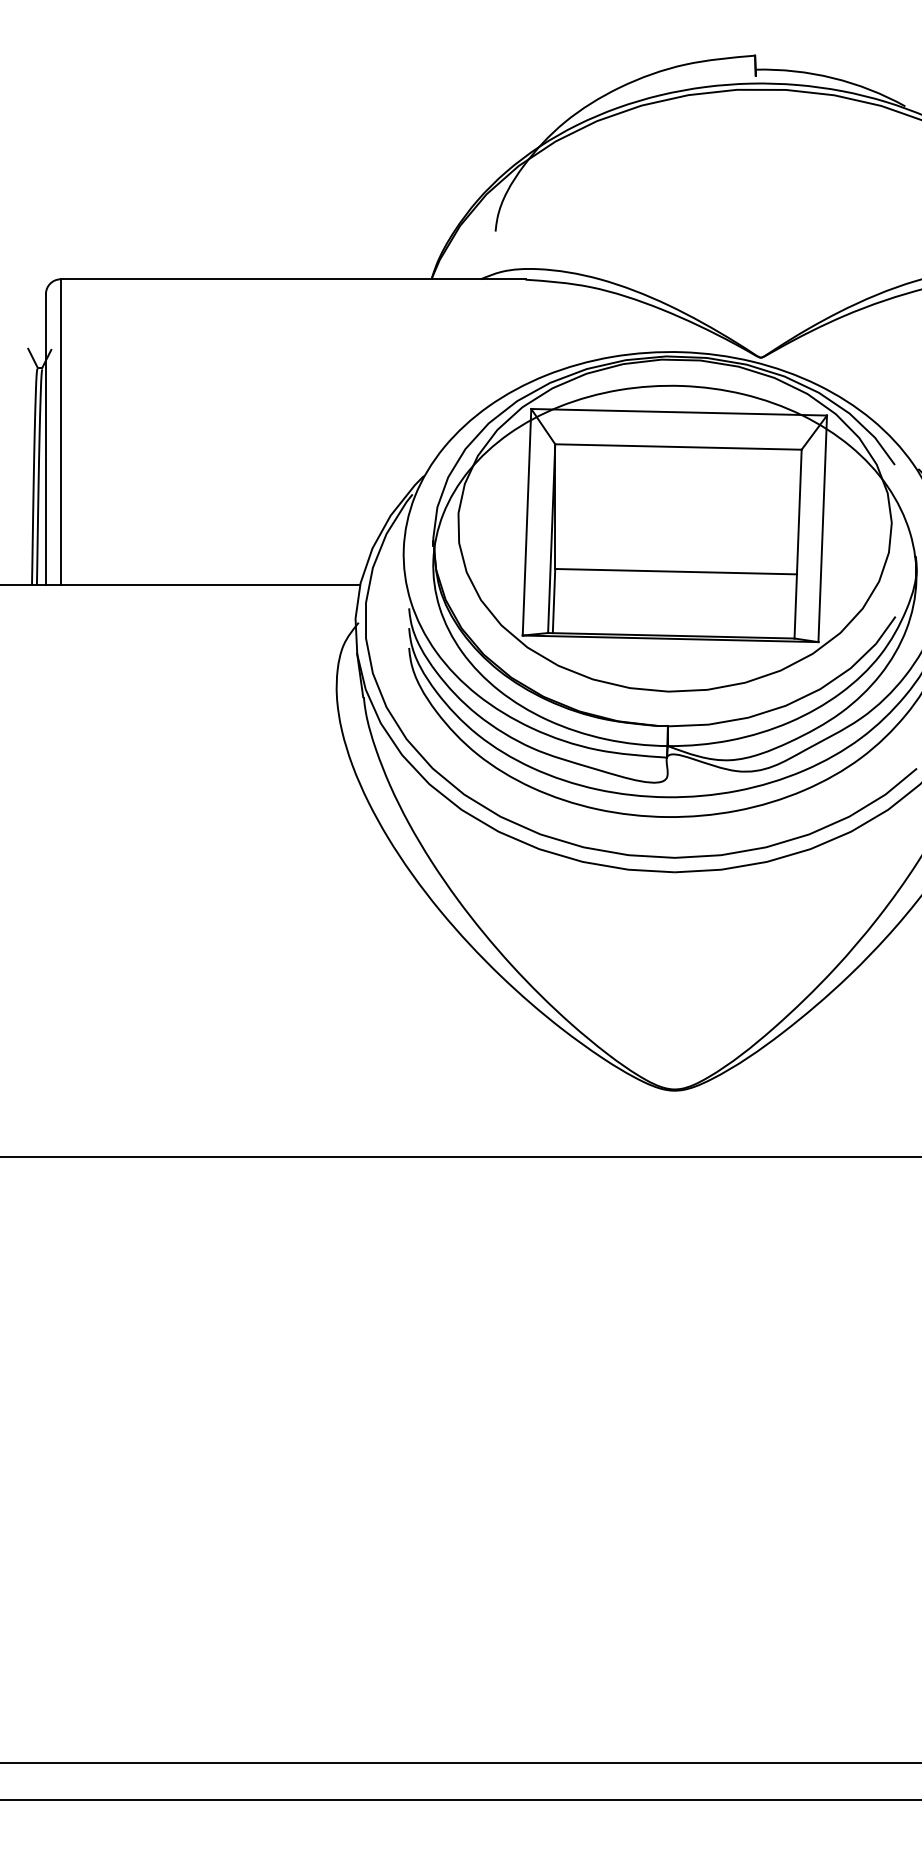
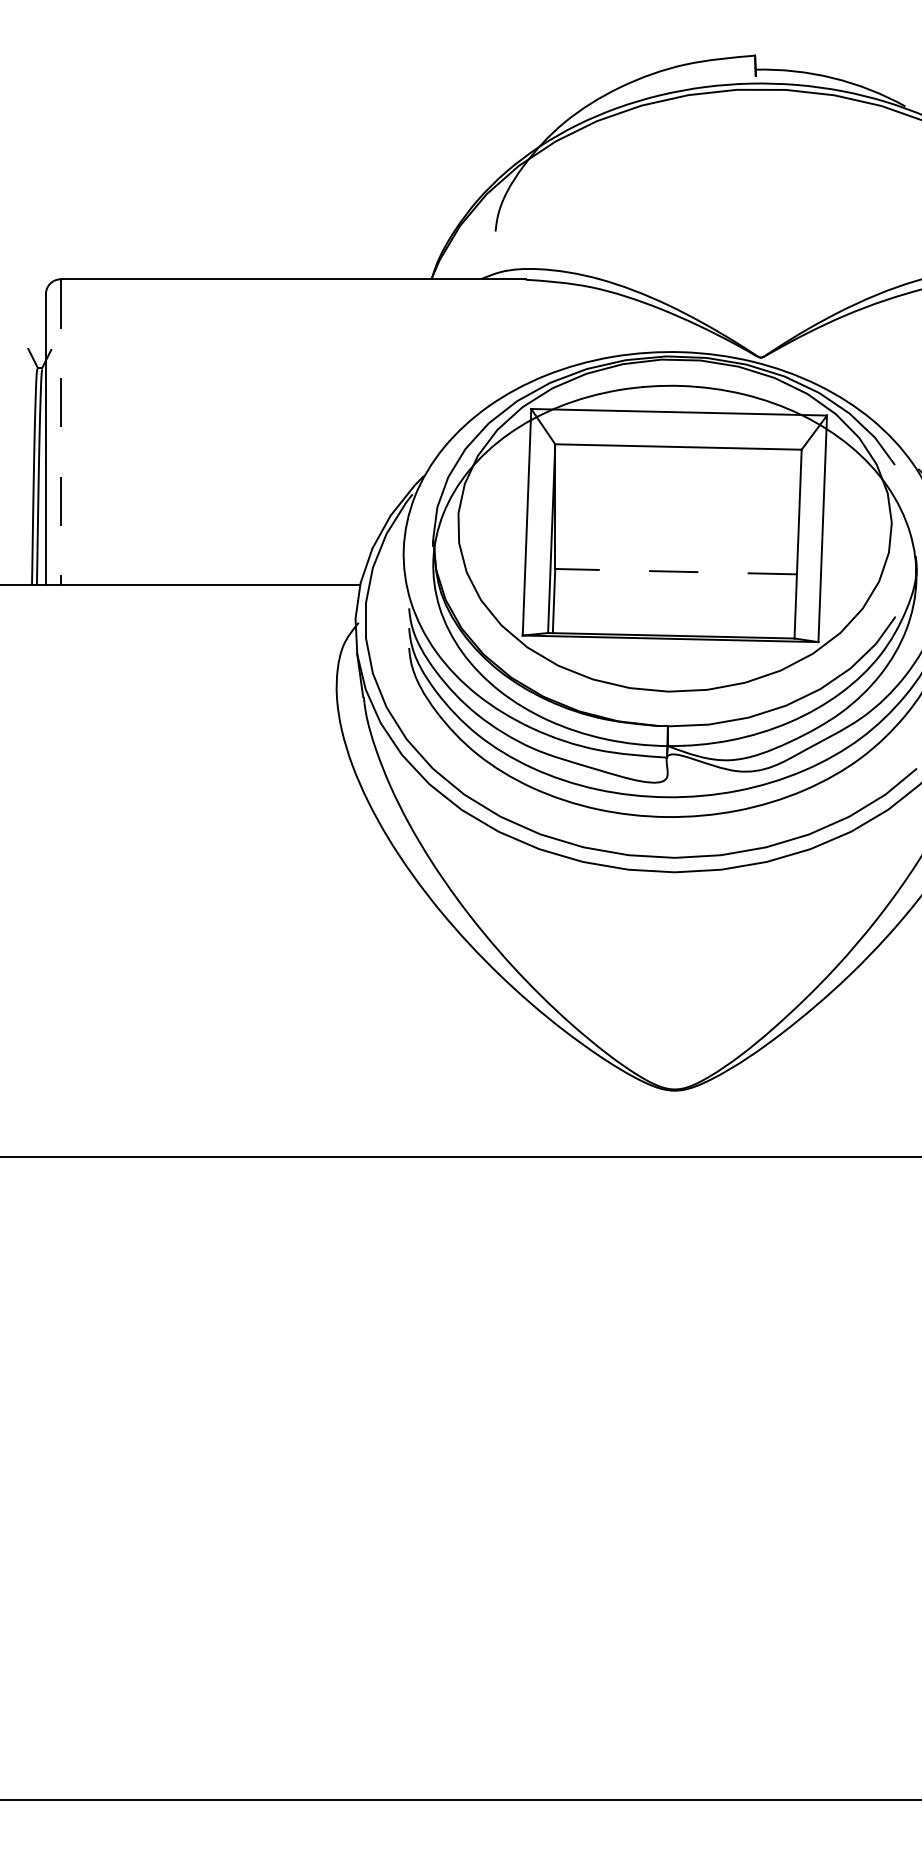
line: solid -> dashed (60, 432)
line: solid -> dashed (676, 571)
line: present -> none (460, 1763)
